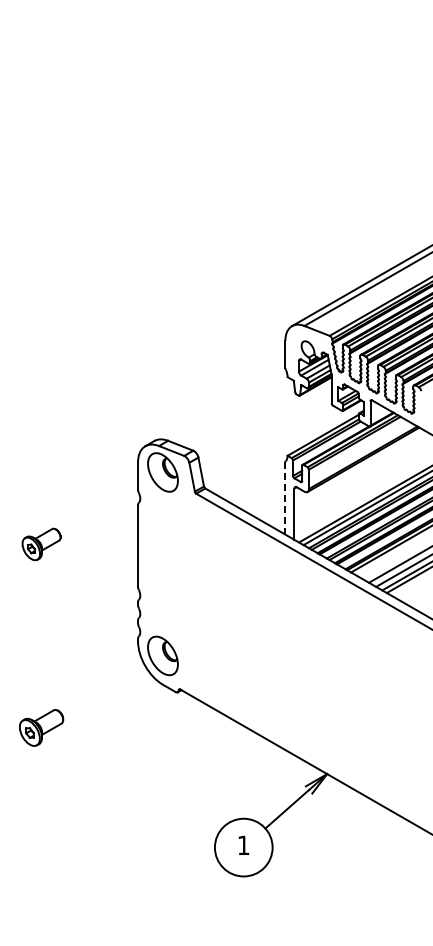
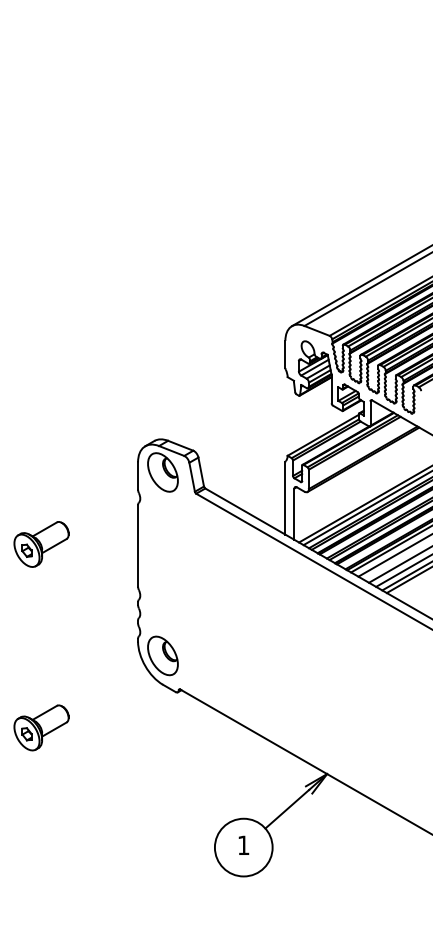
line: dashed -> solid (285, 498)
part size: 41x35 px -> 57x47 px (41, 544)
line: none -> present (393, 555)
part size: 46x38 px -> 57x48 px (41, 727)
